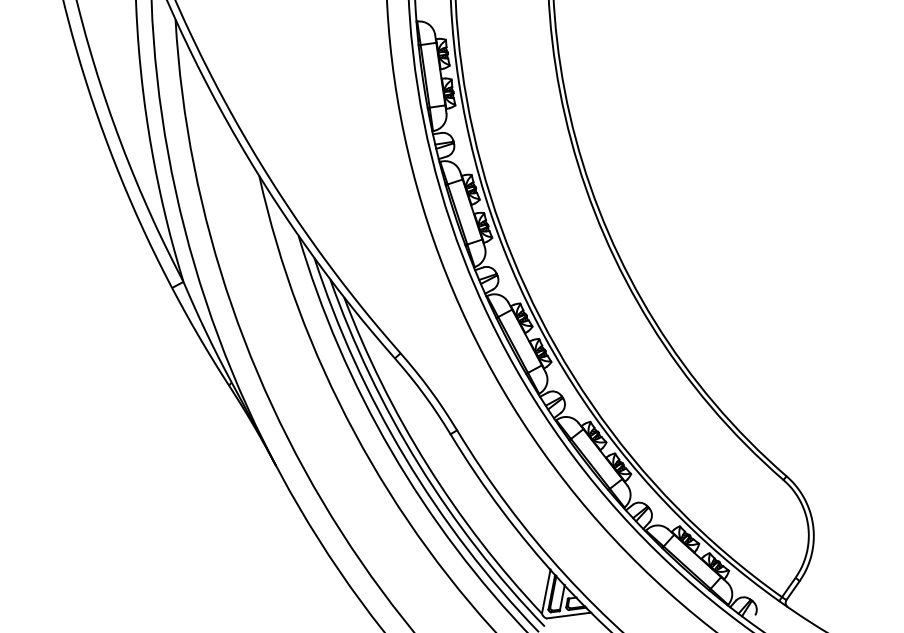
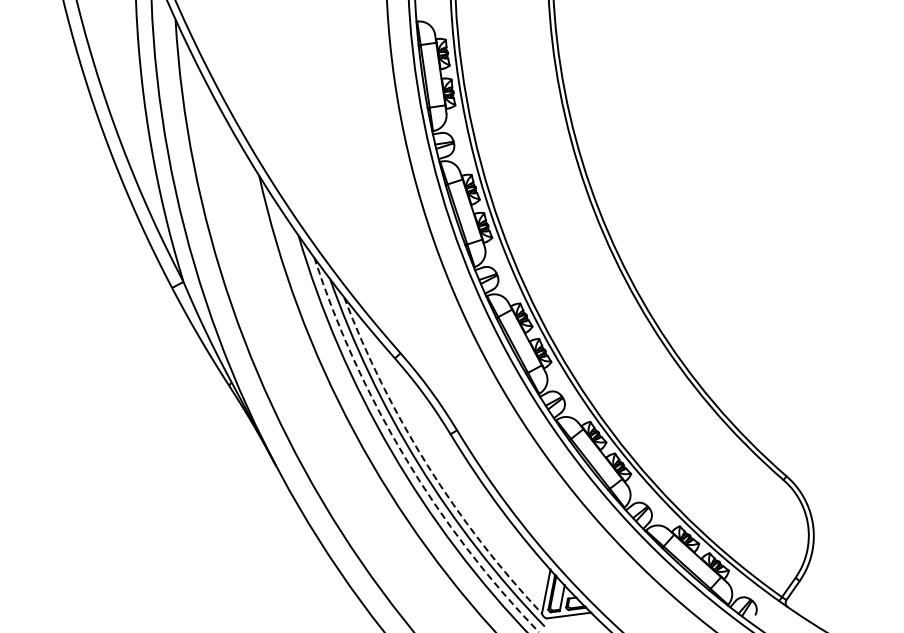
arc: solid -> dashed (405, 457)
arc: solid -> dashed (427, 465)
